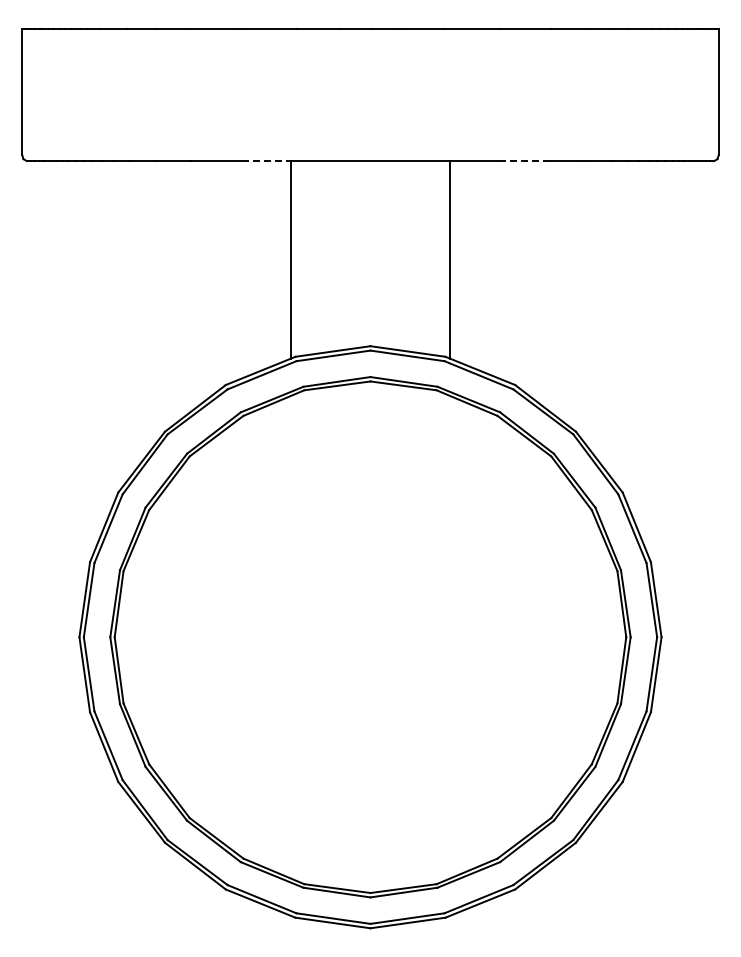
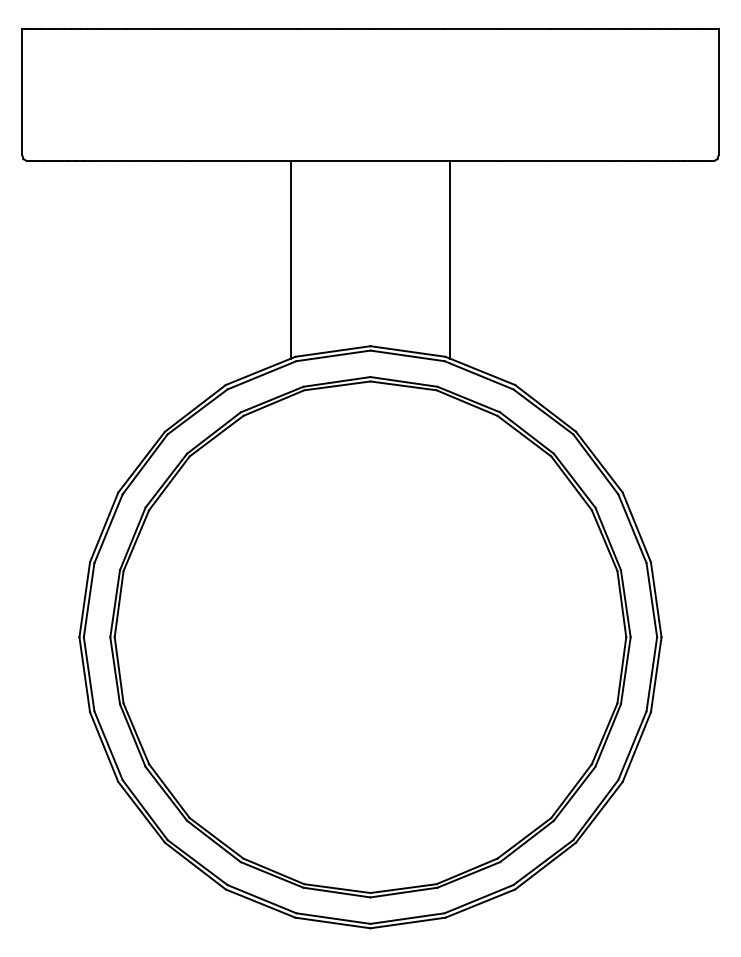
line: dashed -> solid (266, 161)
line: dashed -> solid (524, 161)
